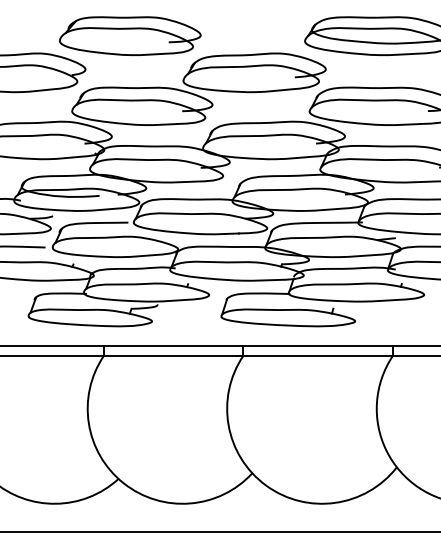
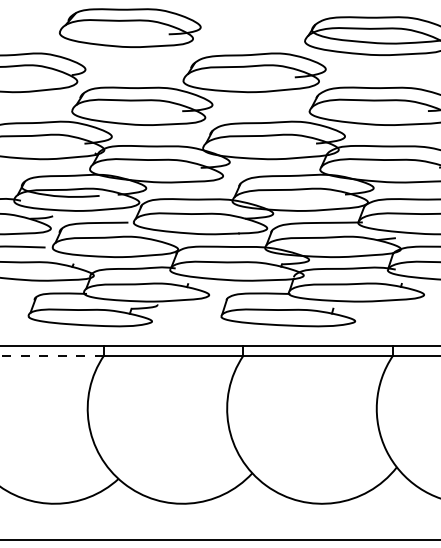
part position: (130, 35) -> (130, 27) (130, 27)
line: solid -> dashed (52, 355)
line position: (219, 531) -> (219, 539) (219, 539)
